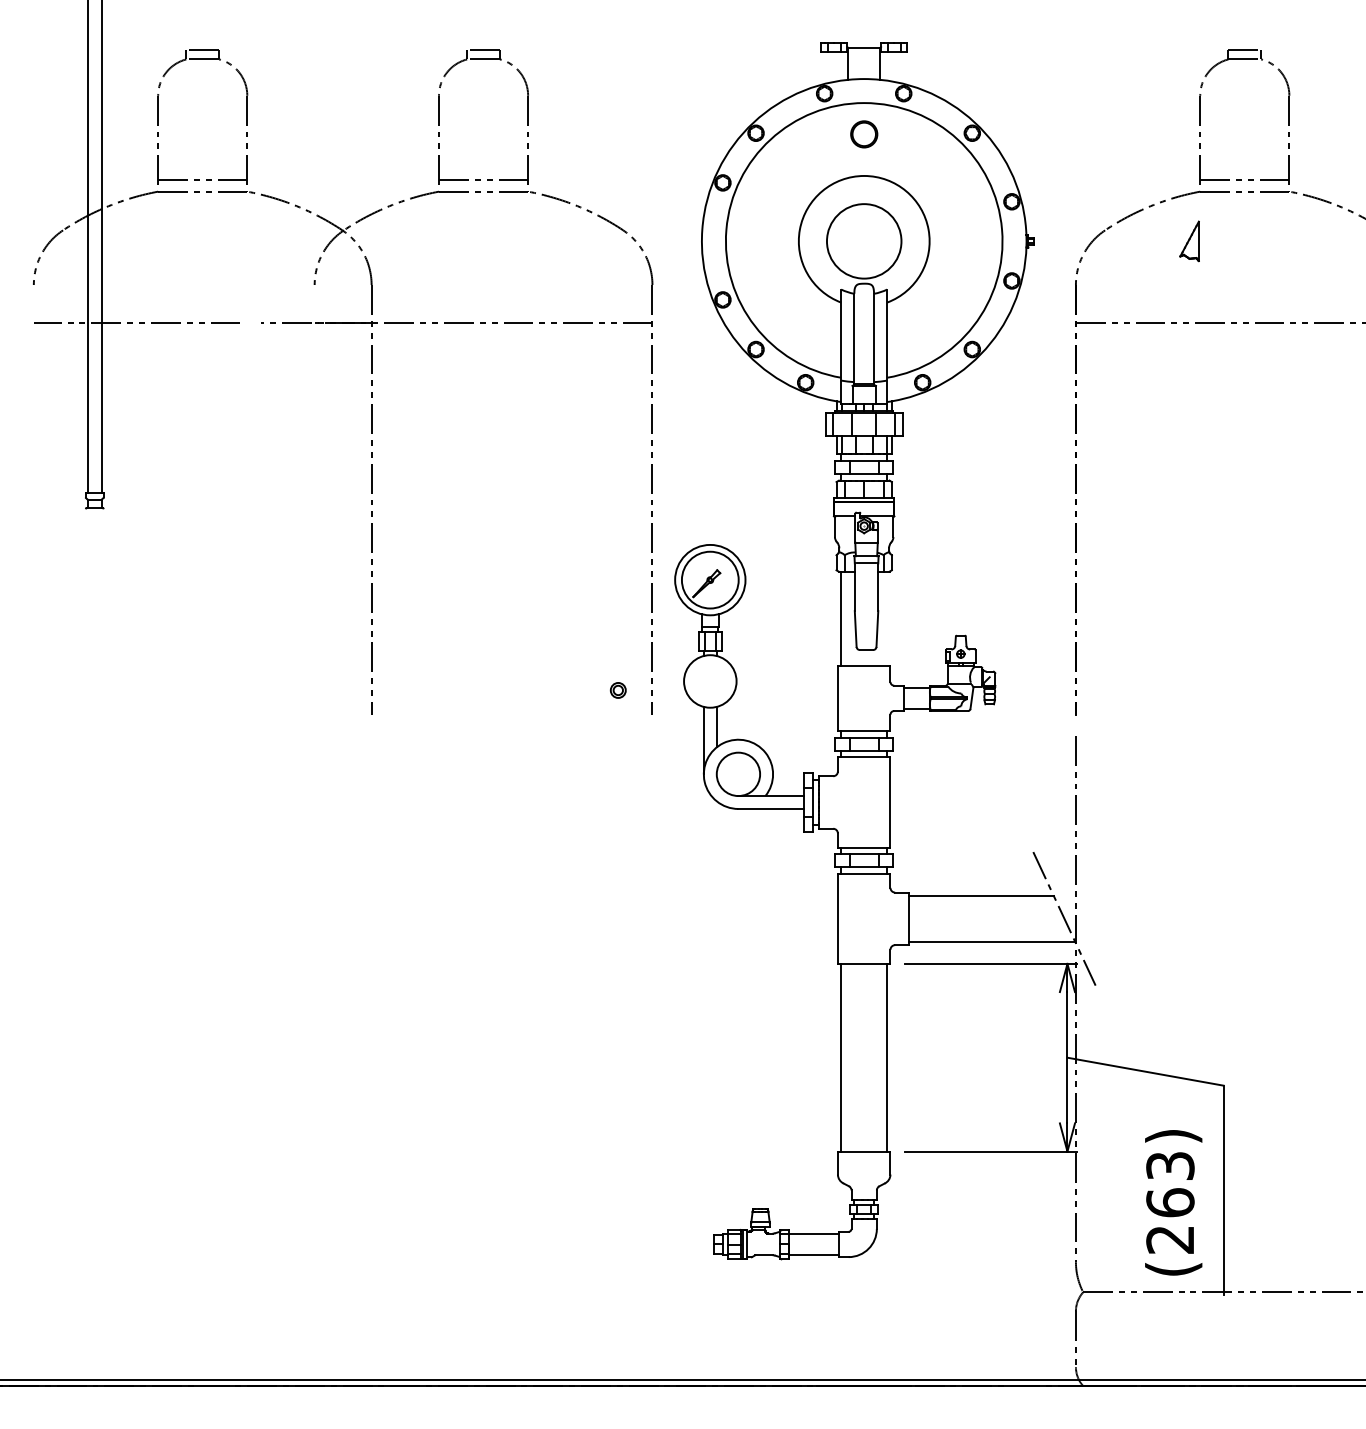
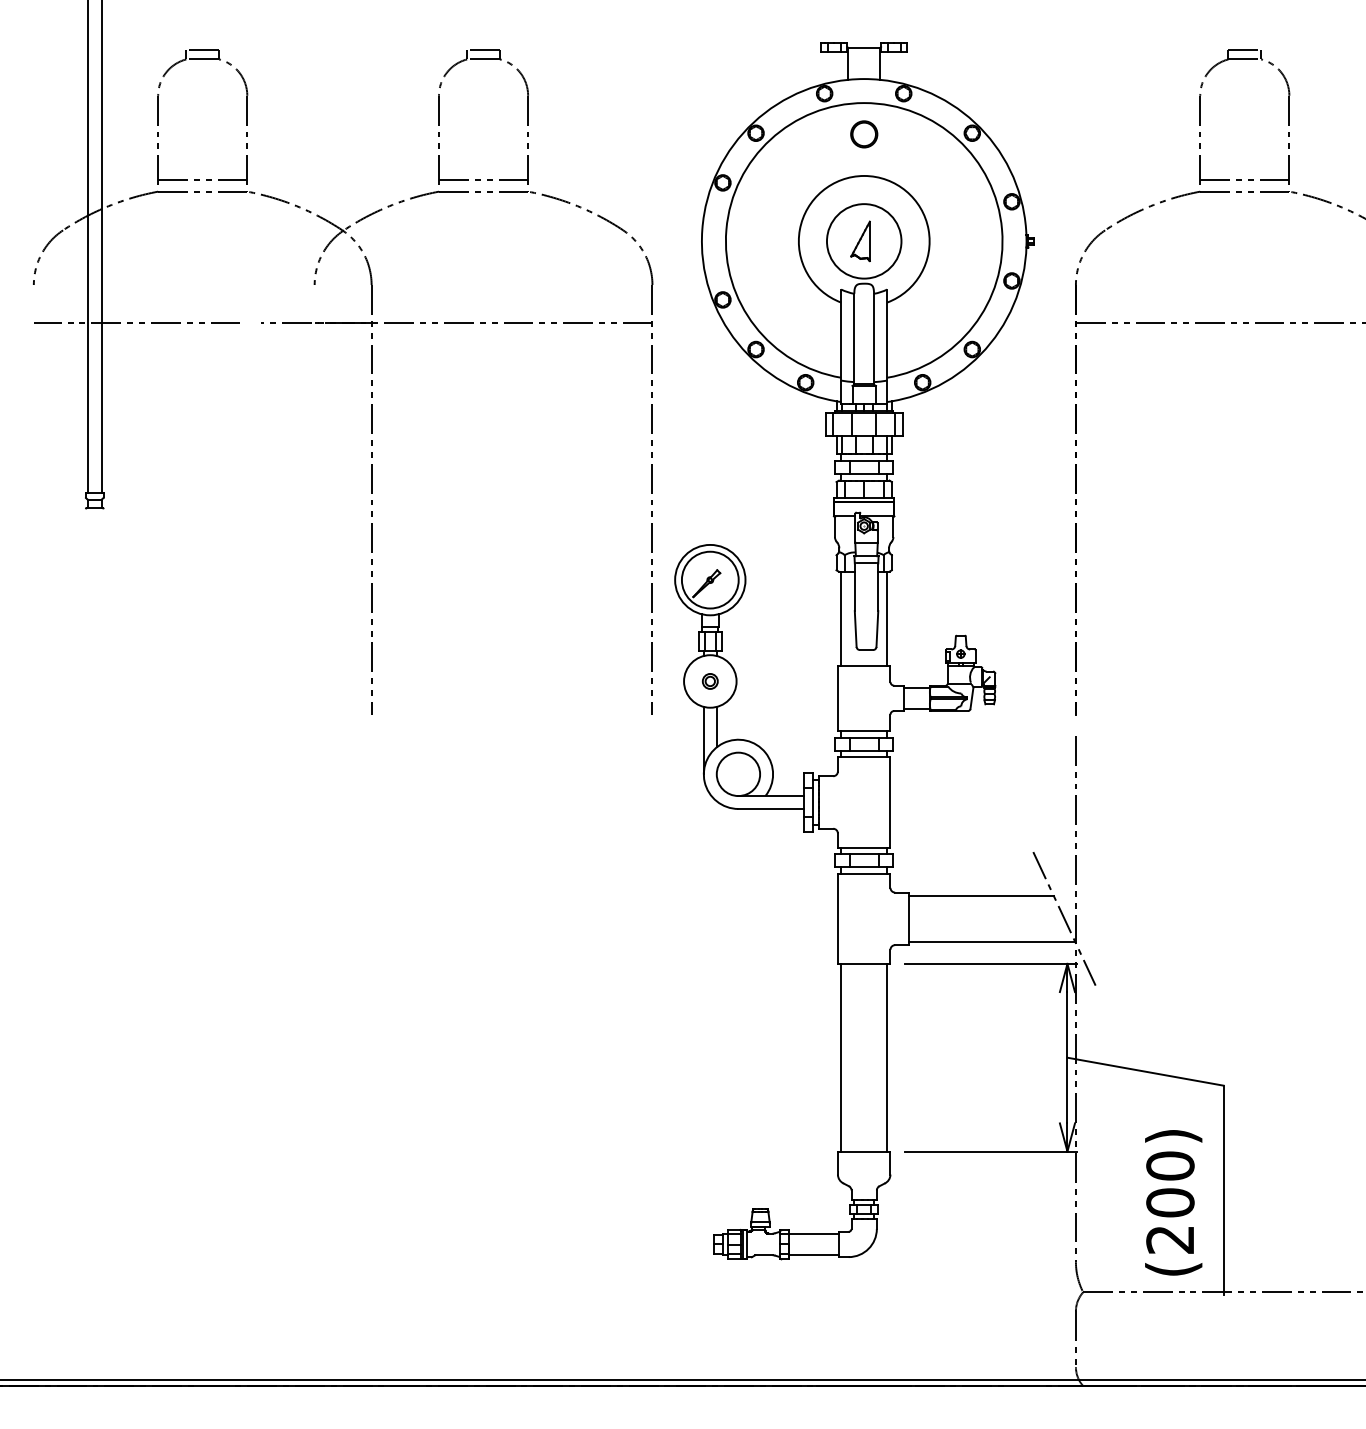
part position: (1189, 241) -> (860, 241) (860, 241)
line: none -> present (887, 618)
part position: (617, 690) -> (709, 681) (709, 681)
text: (263) -> (200) (1170, 1184)
